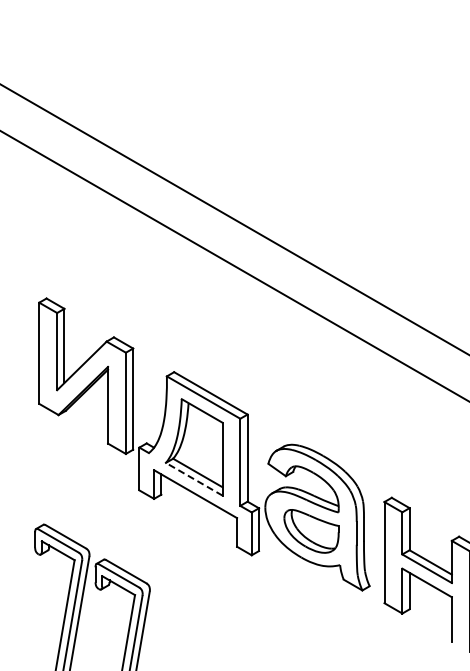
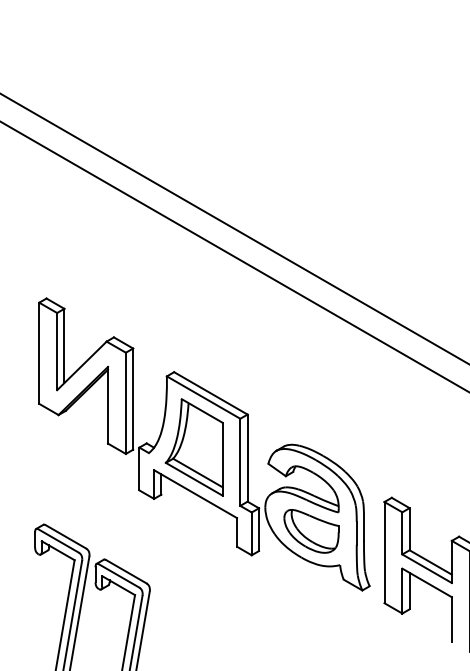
line position: (234, 219) -> (234, 228) (234, 228)
line position: (234, 265) -> (234, 256) (234, 256)
line: dashed -> solid (194, 479)
